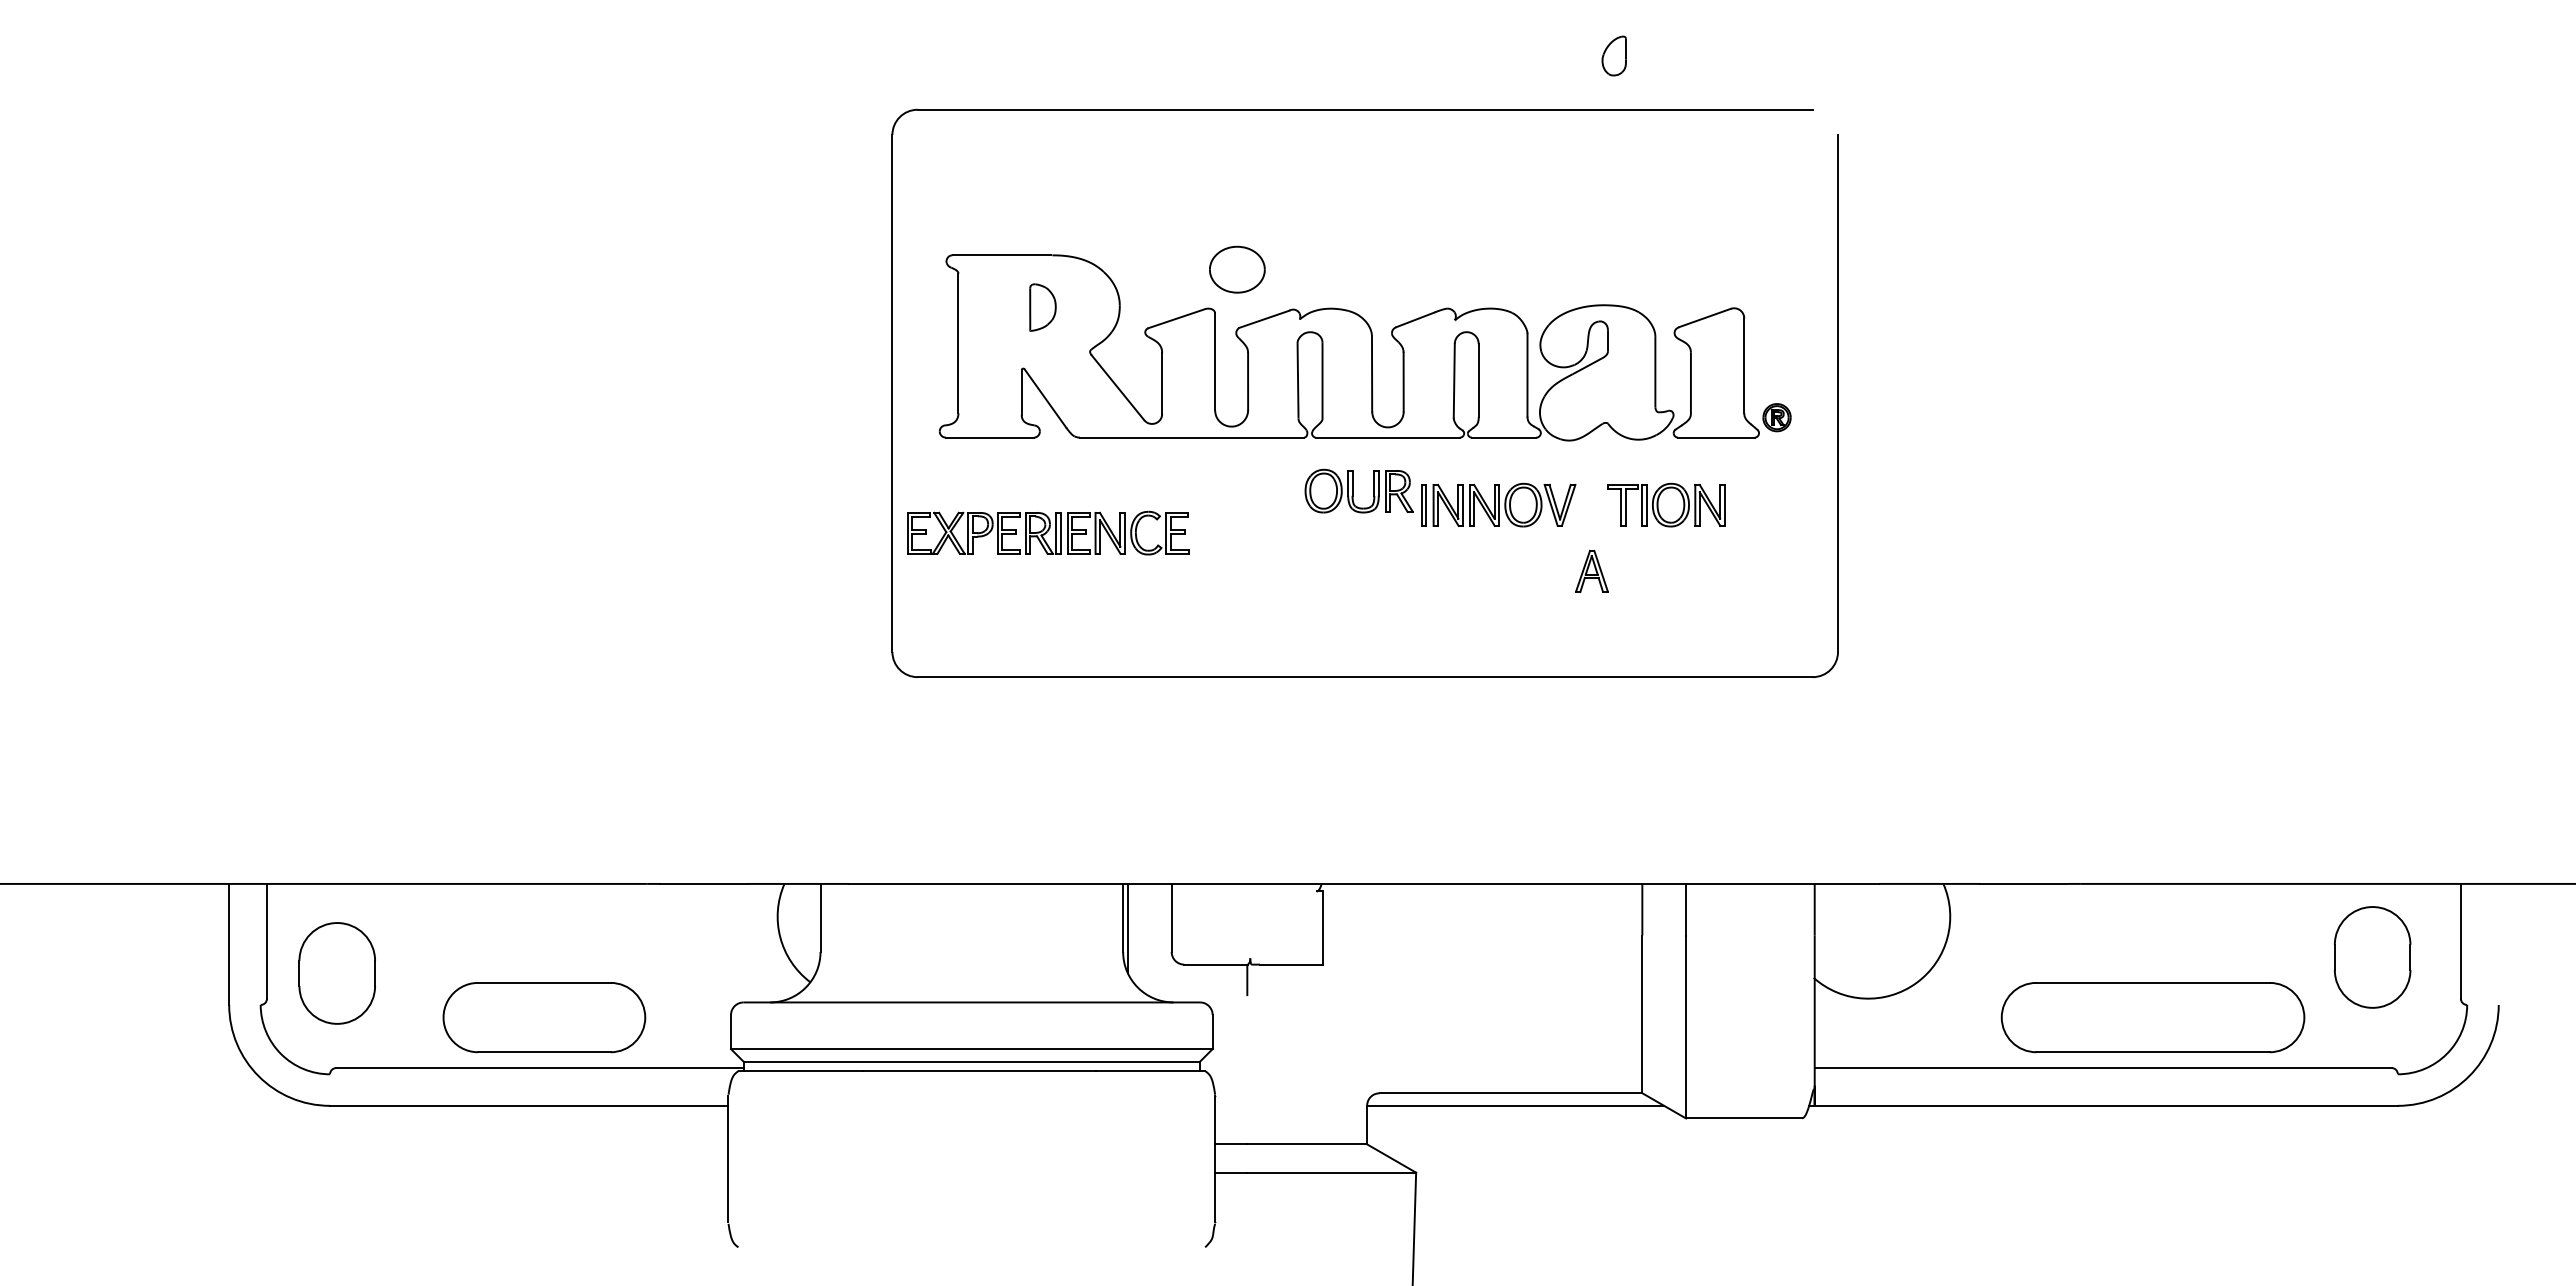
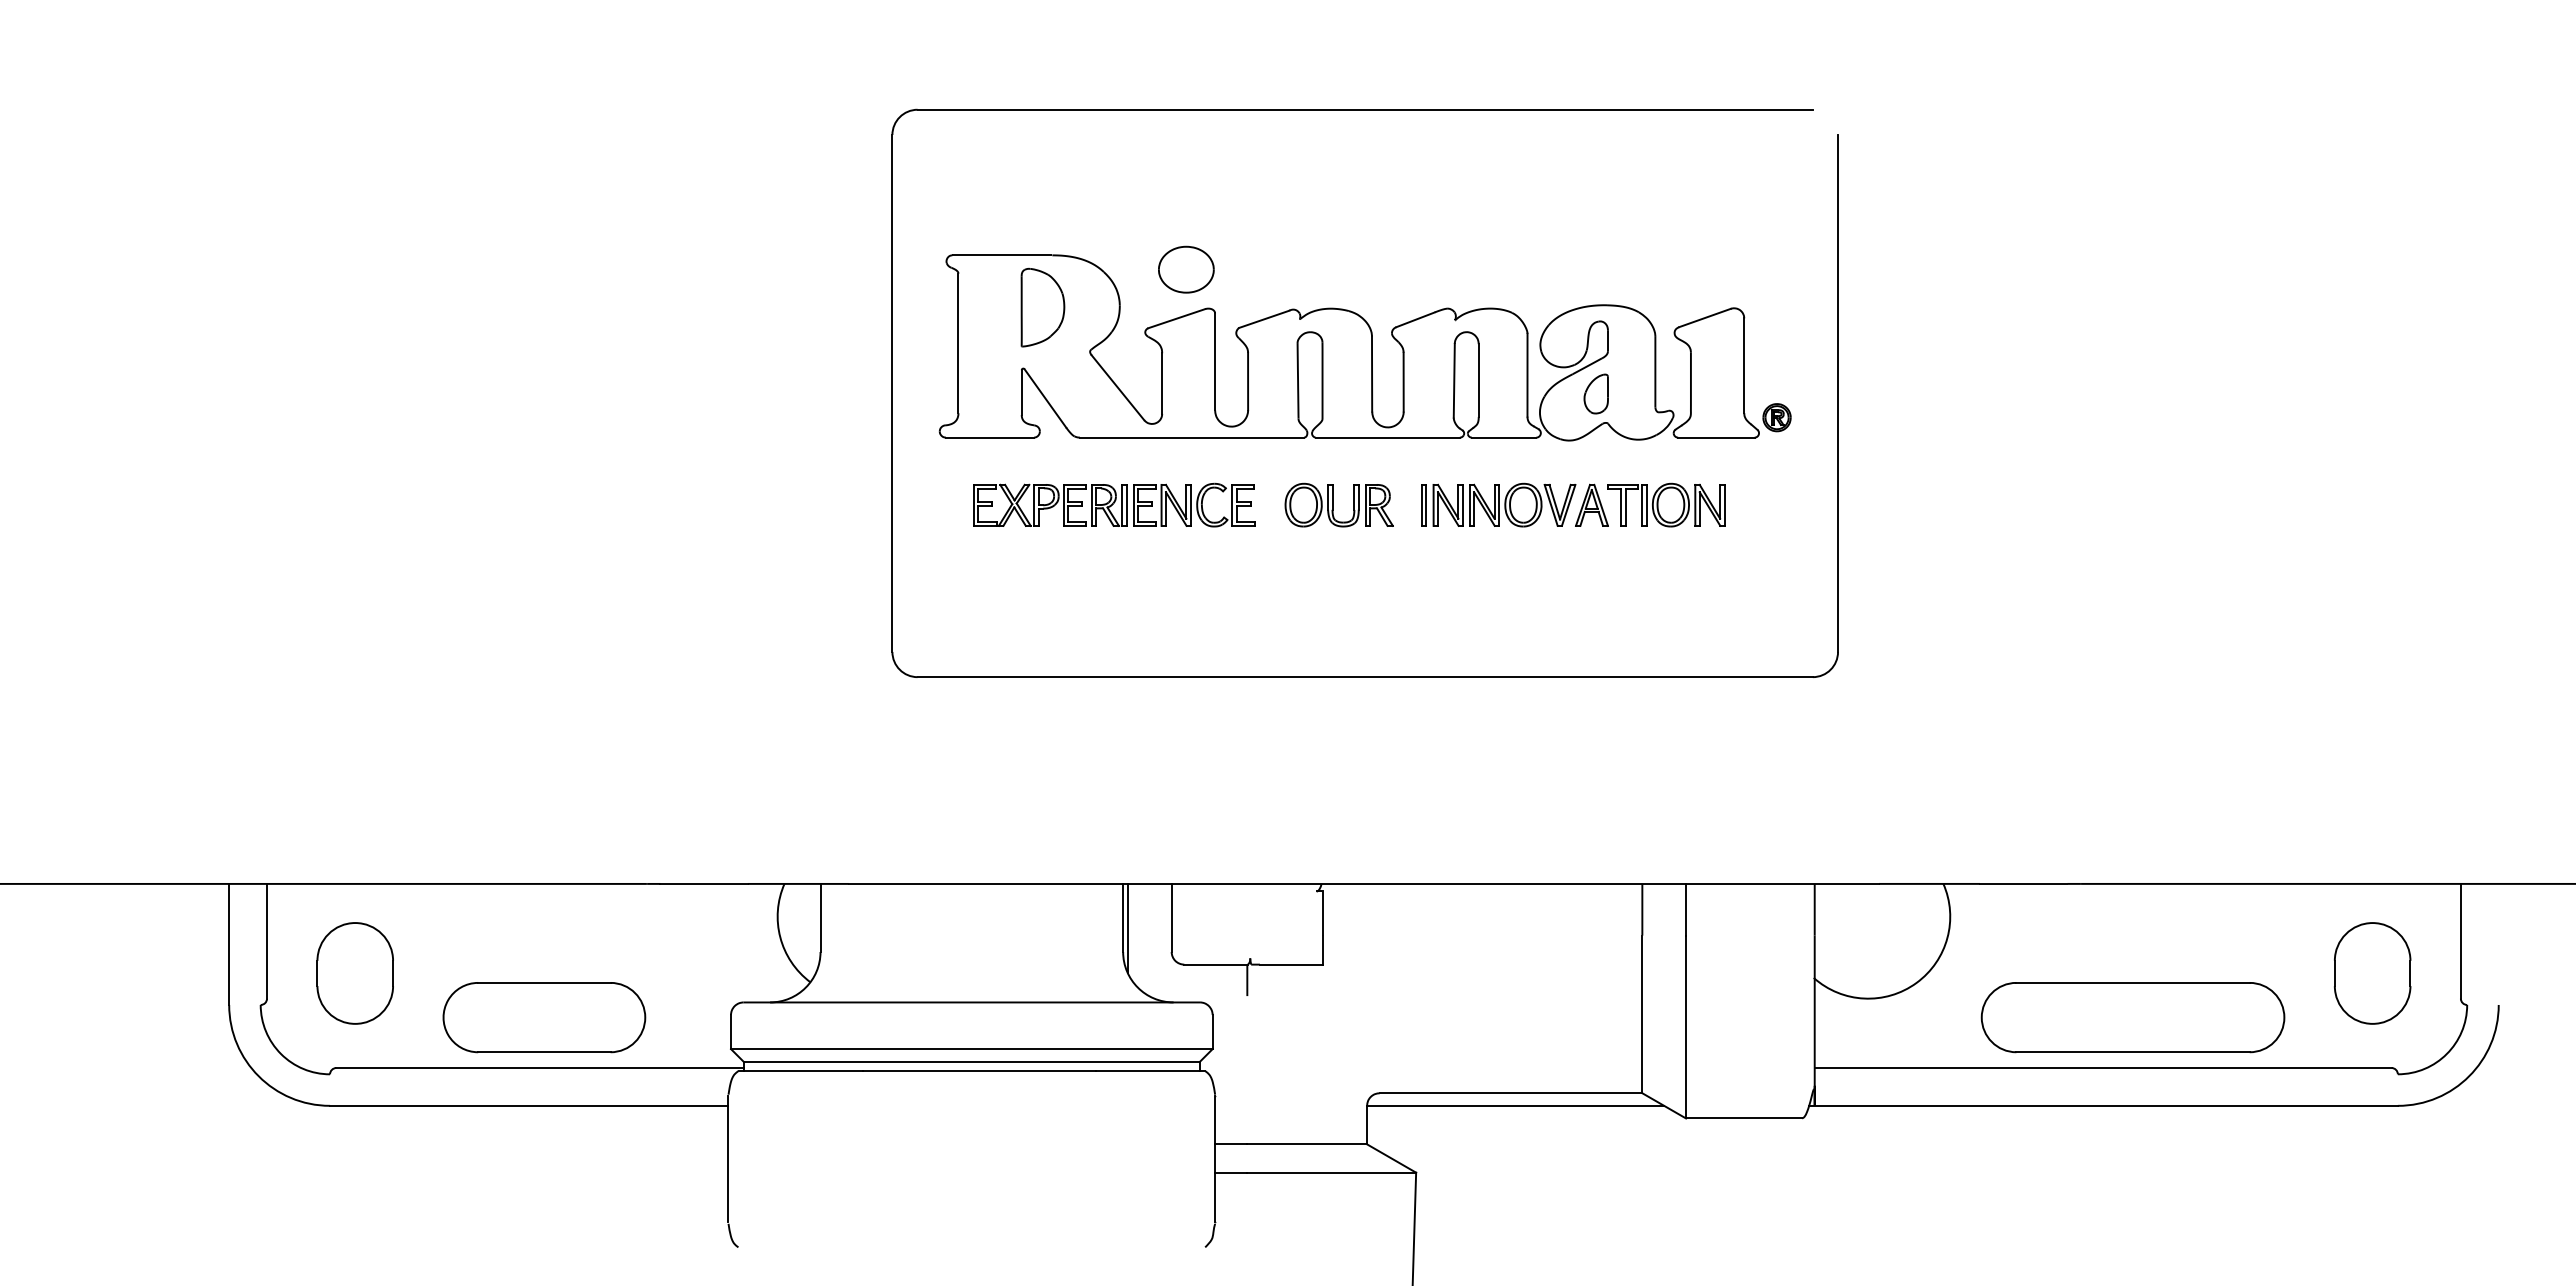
part position: (1613, 55) -> (1595, 393) (1595, 393)
part position: (1237, 269) -> (1186, 269) (1186, 269)
part size: 28x49 px -> 46x81 px (1042, 307)
part position: (1358, 490) -> (1338, 504) (1338, 504)
part position: (1048, 532) -> (1114, 504) (1114, 504)
part position: (1591, 570) -> (1591, 504) (1591, 504)
part position: (2372, 957) -> (2372, 973) (2372, 973)
part position: (336, 973) -> (354, 973) (354, 973)
part position: (2152, 1017) -> (2132, 1017) (2132, 1017)
